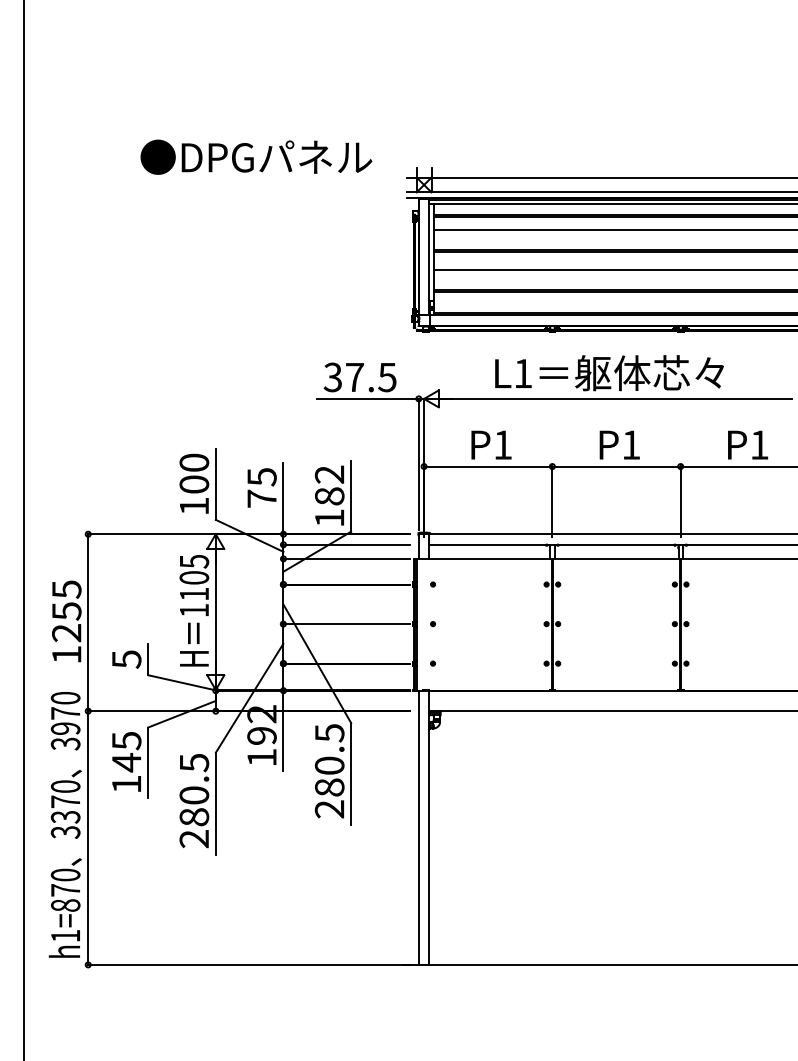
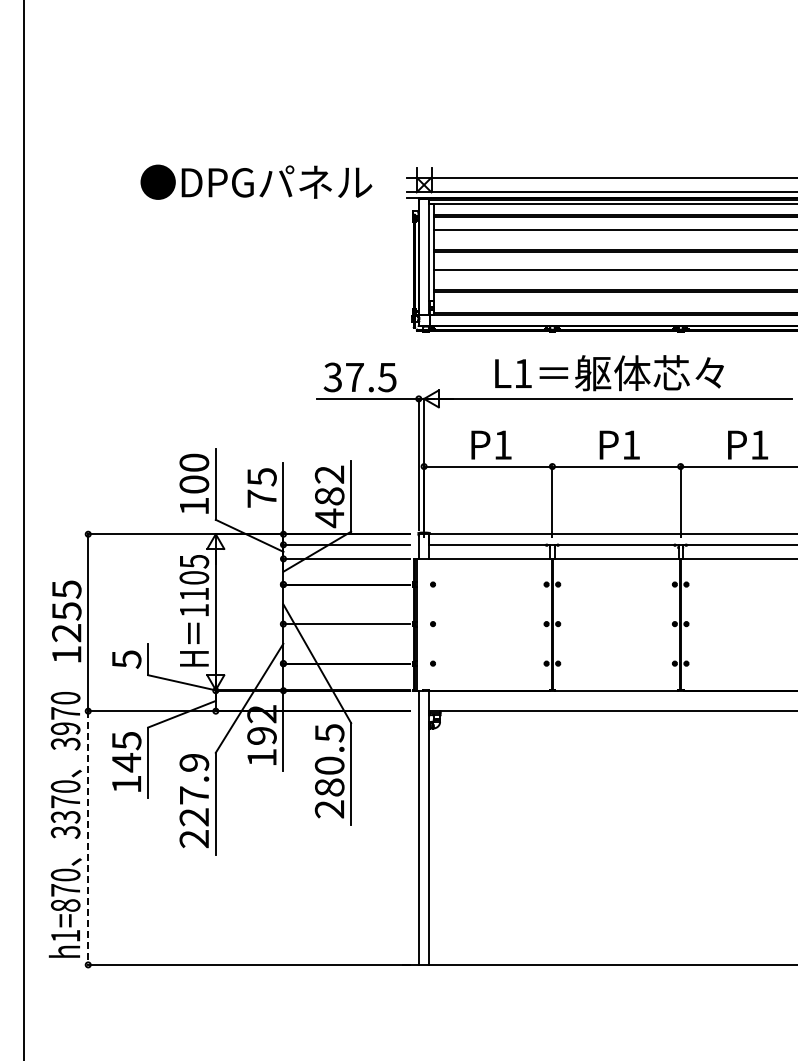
text position: (256, 156) -> (256, 181) (256, 181)
text: 182 -> 482 (329, 518)
text: 280.5 -> 227.9 (194, 790)
line: solid -> dashed (88, 838)
